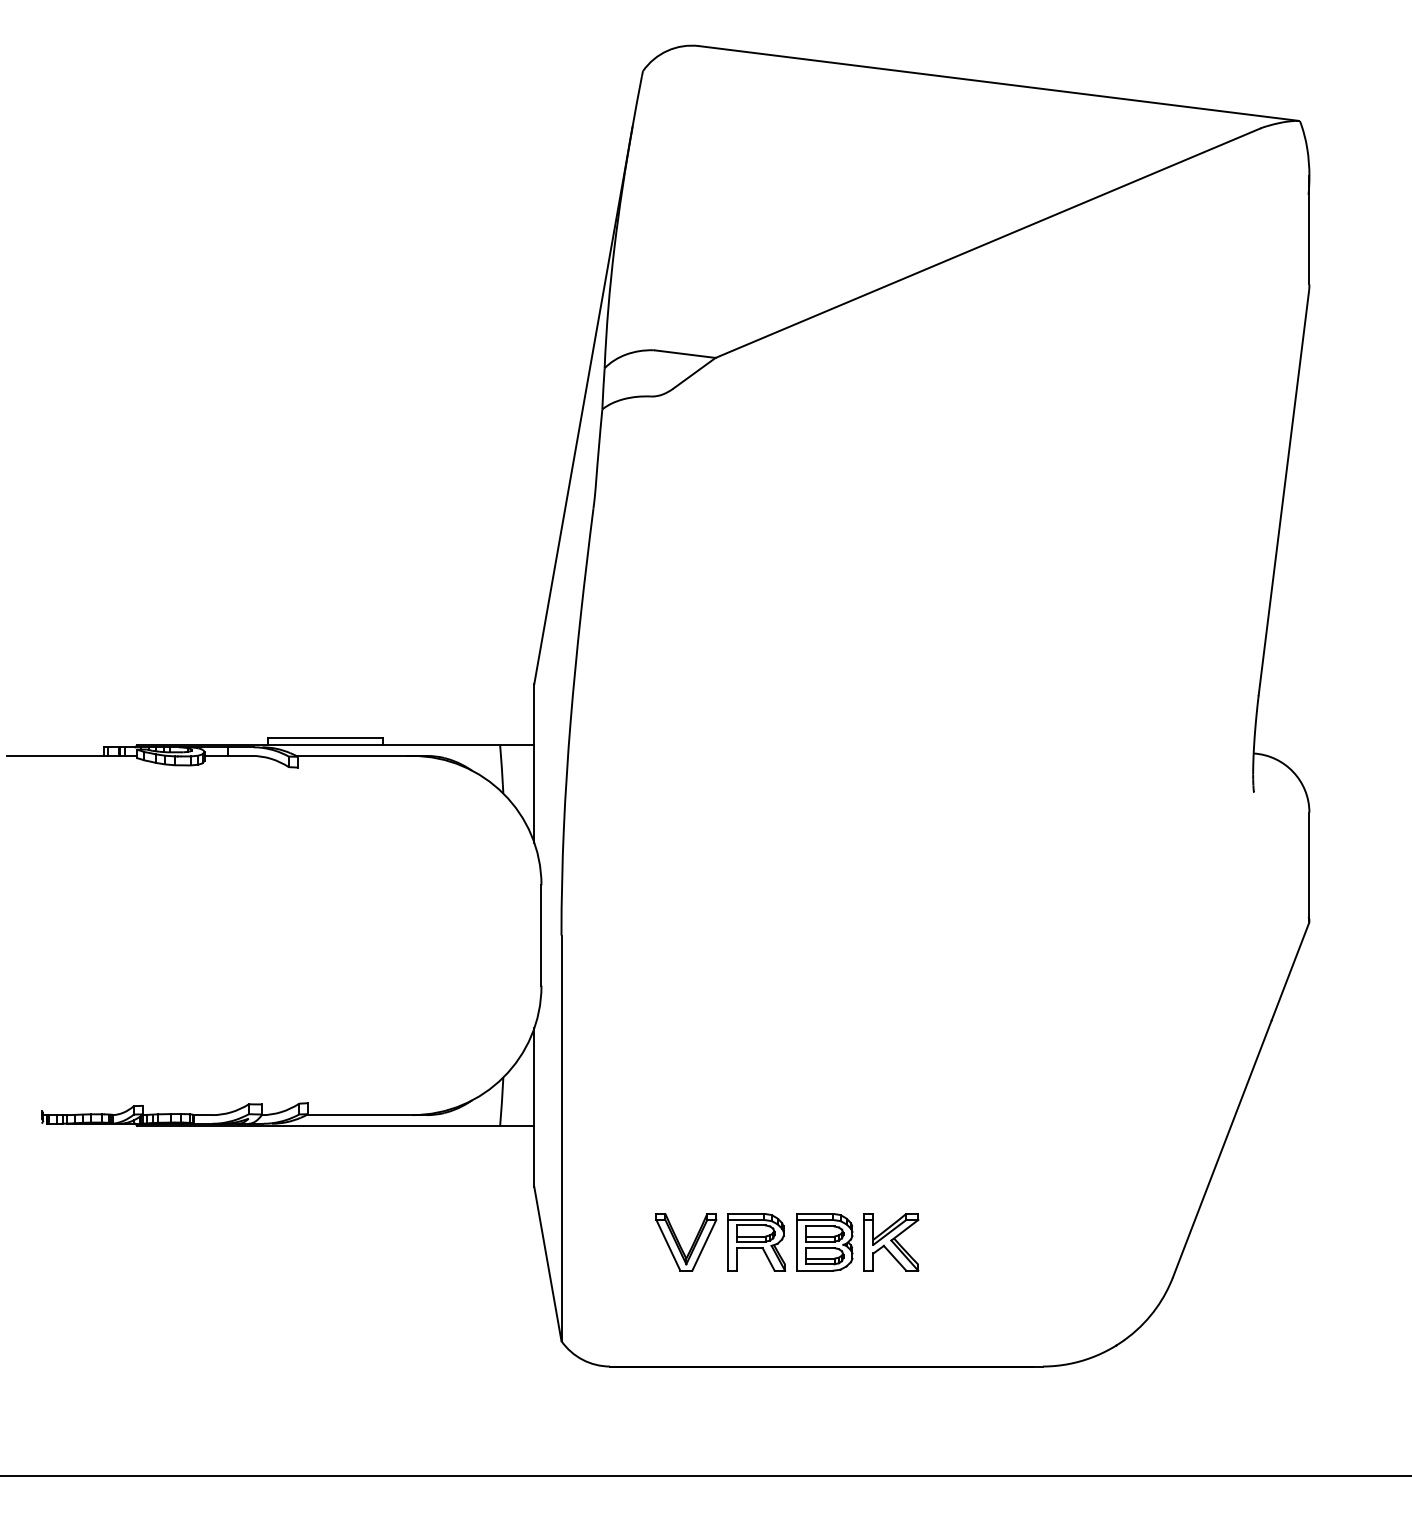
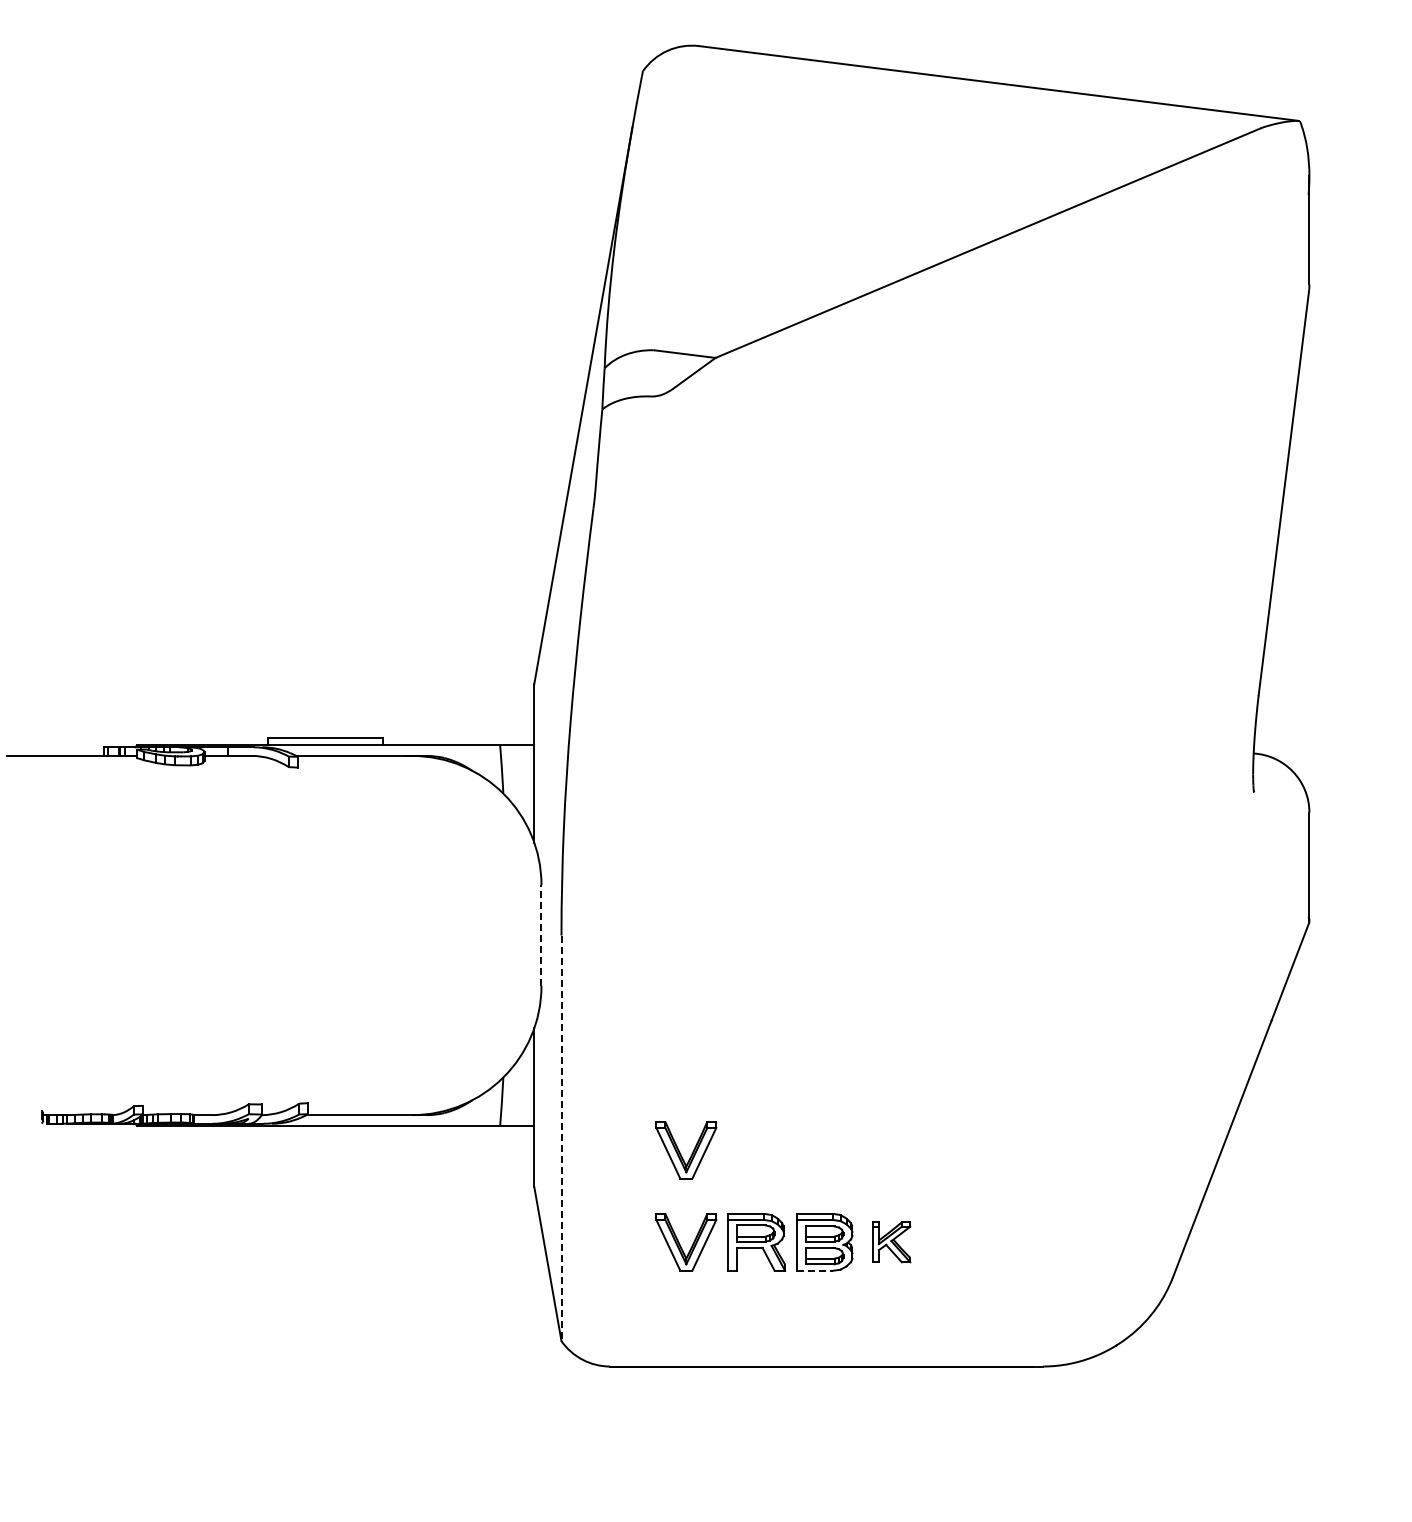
line: solid -> dashed (541, 935)
line: solid -> dashed (561, 1138)
part: none -> present (686, 1150)
part size: 57x59 px -> 40x43 px (891, 1242)
line: solid -> dashed (815, 1270)
line: present -> none (705, 1476)
